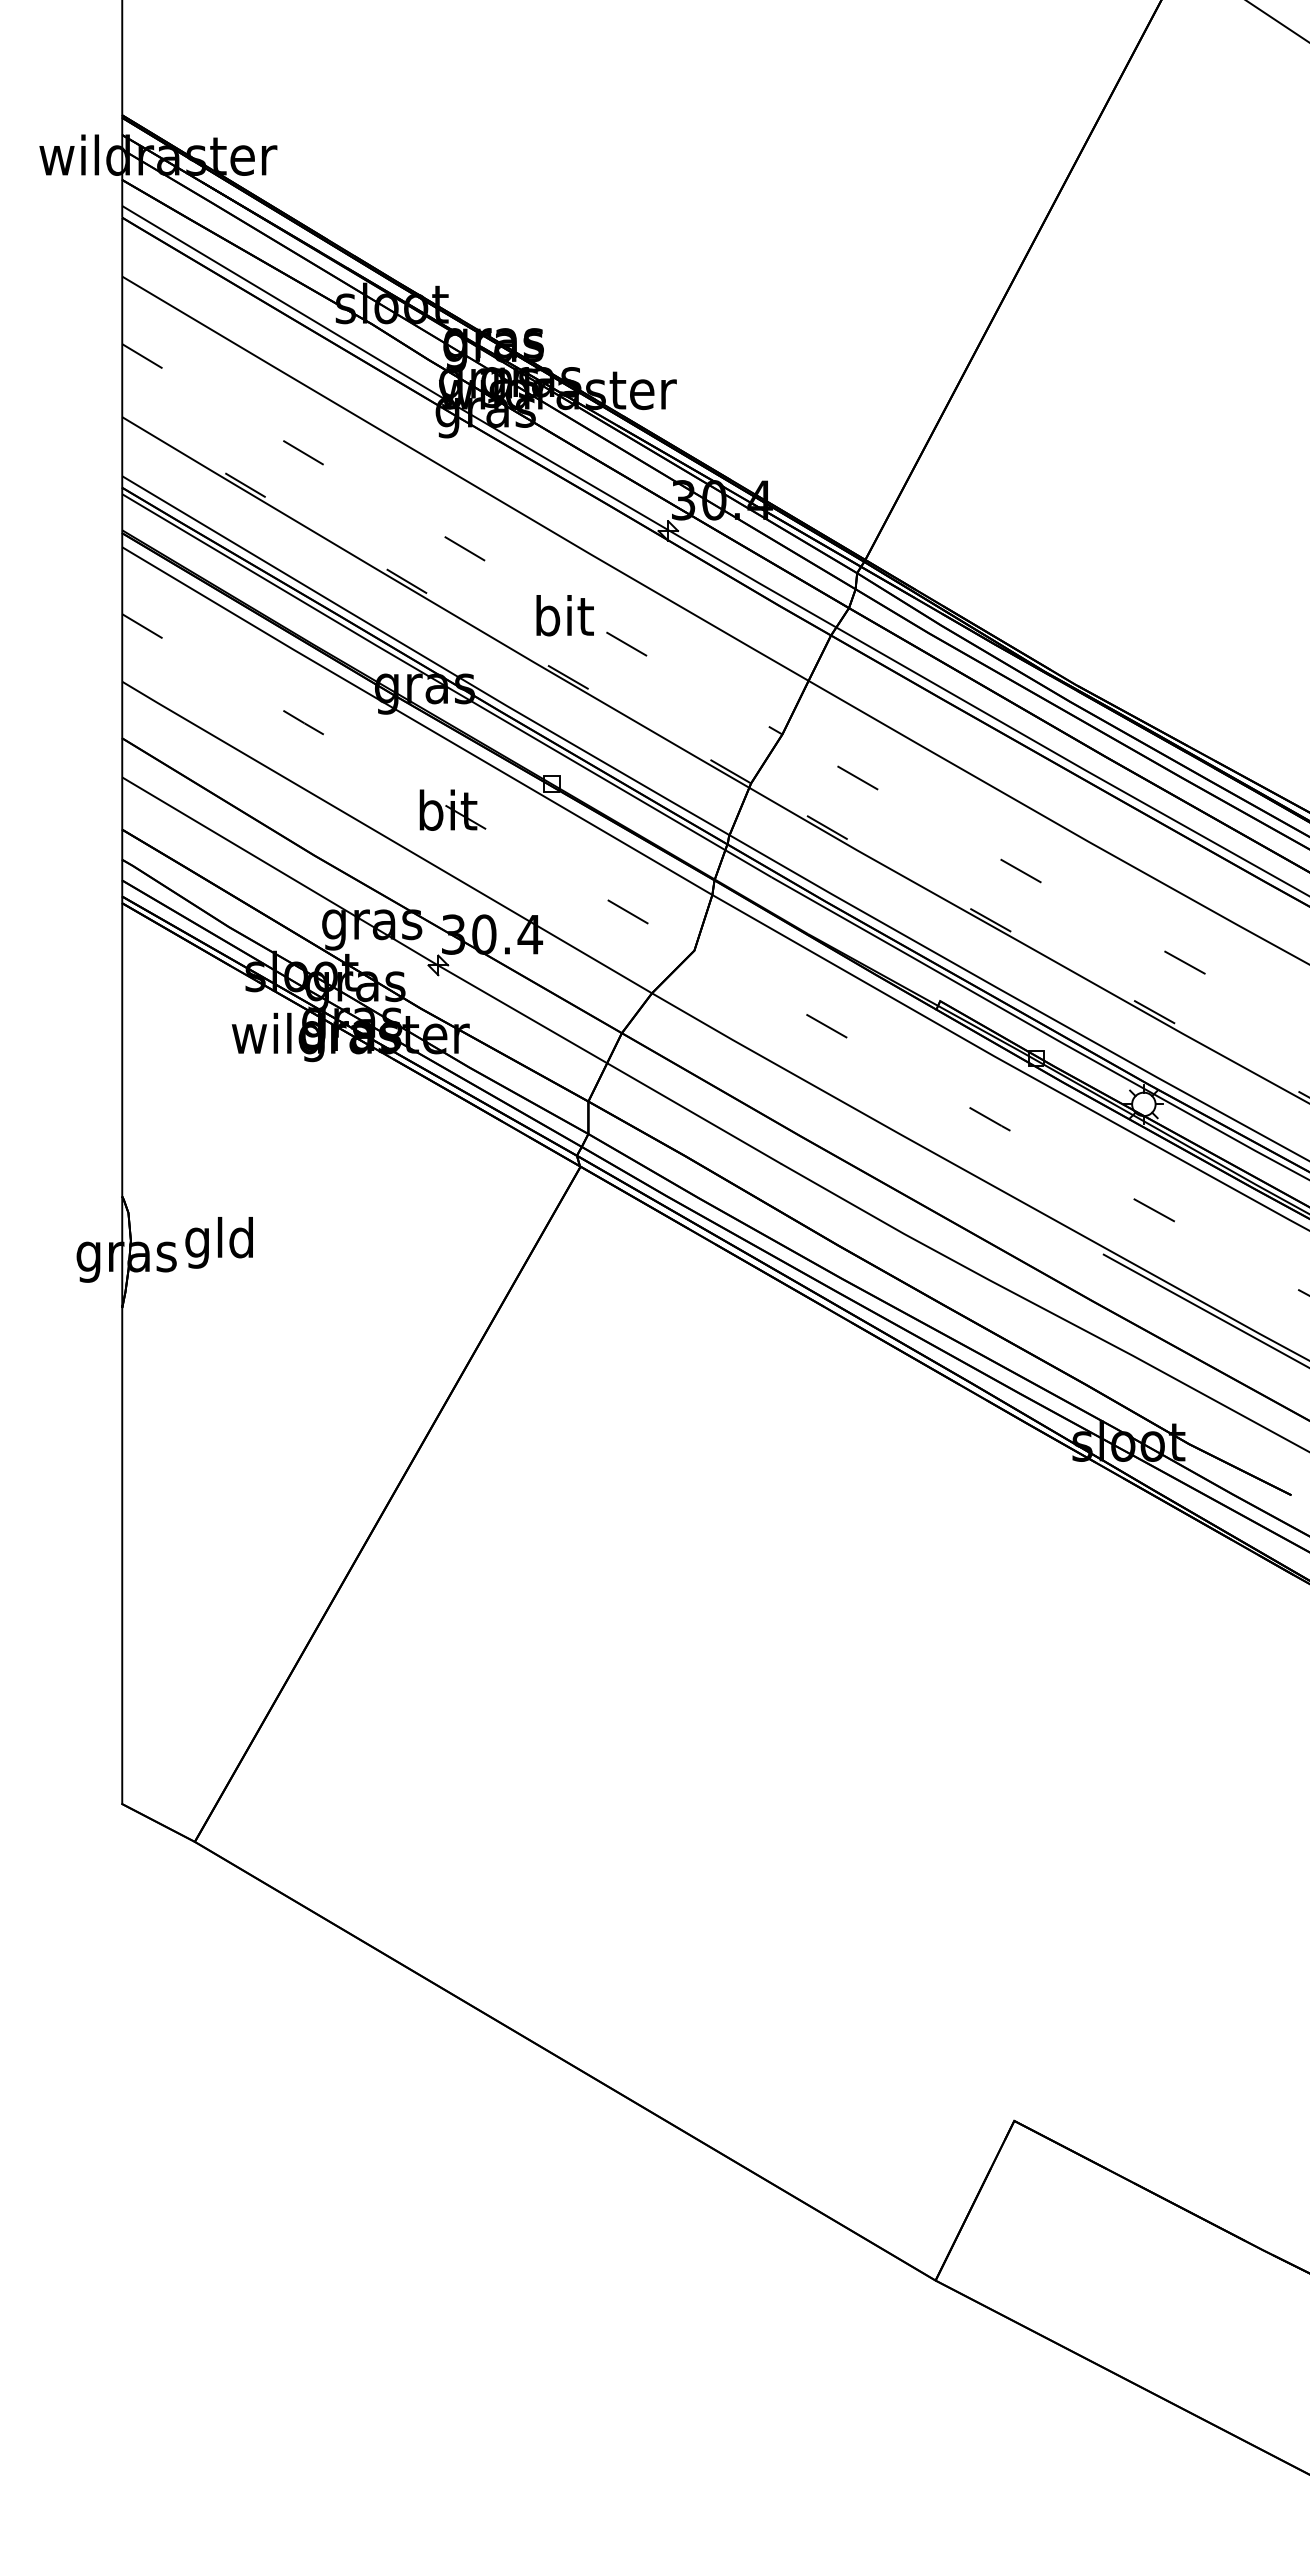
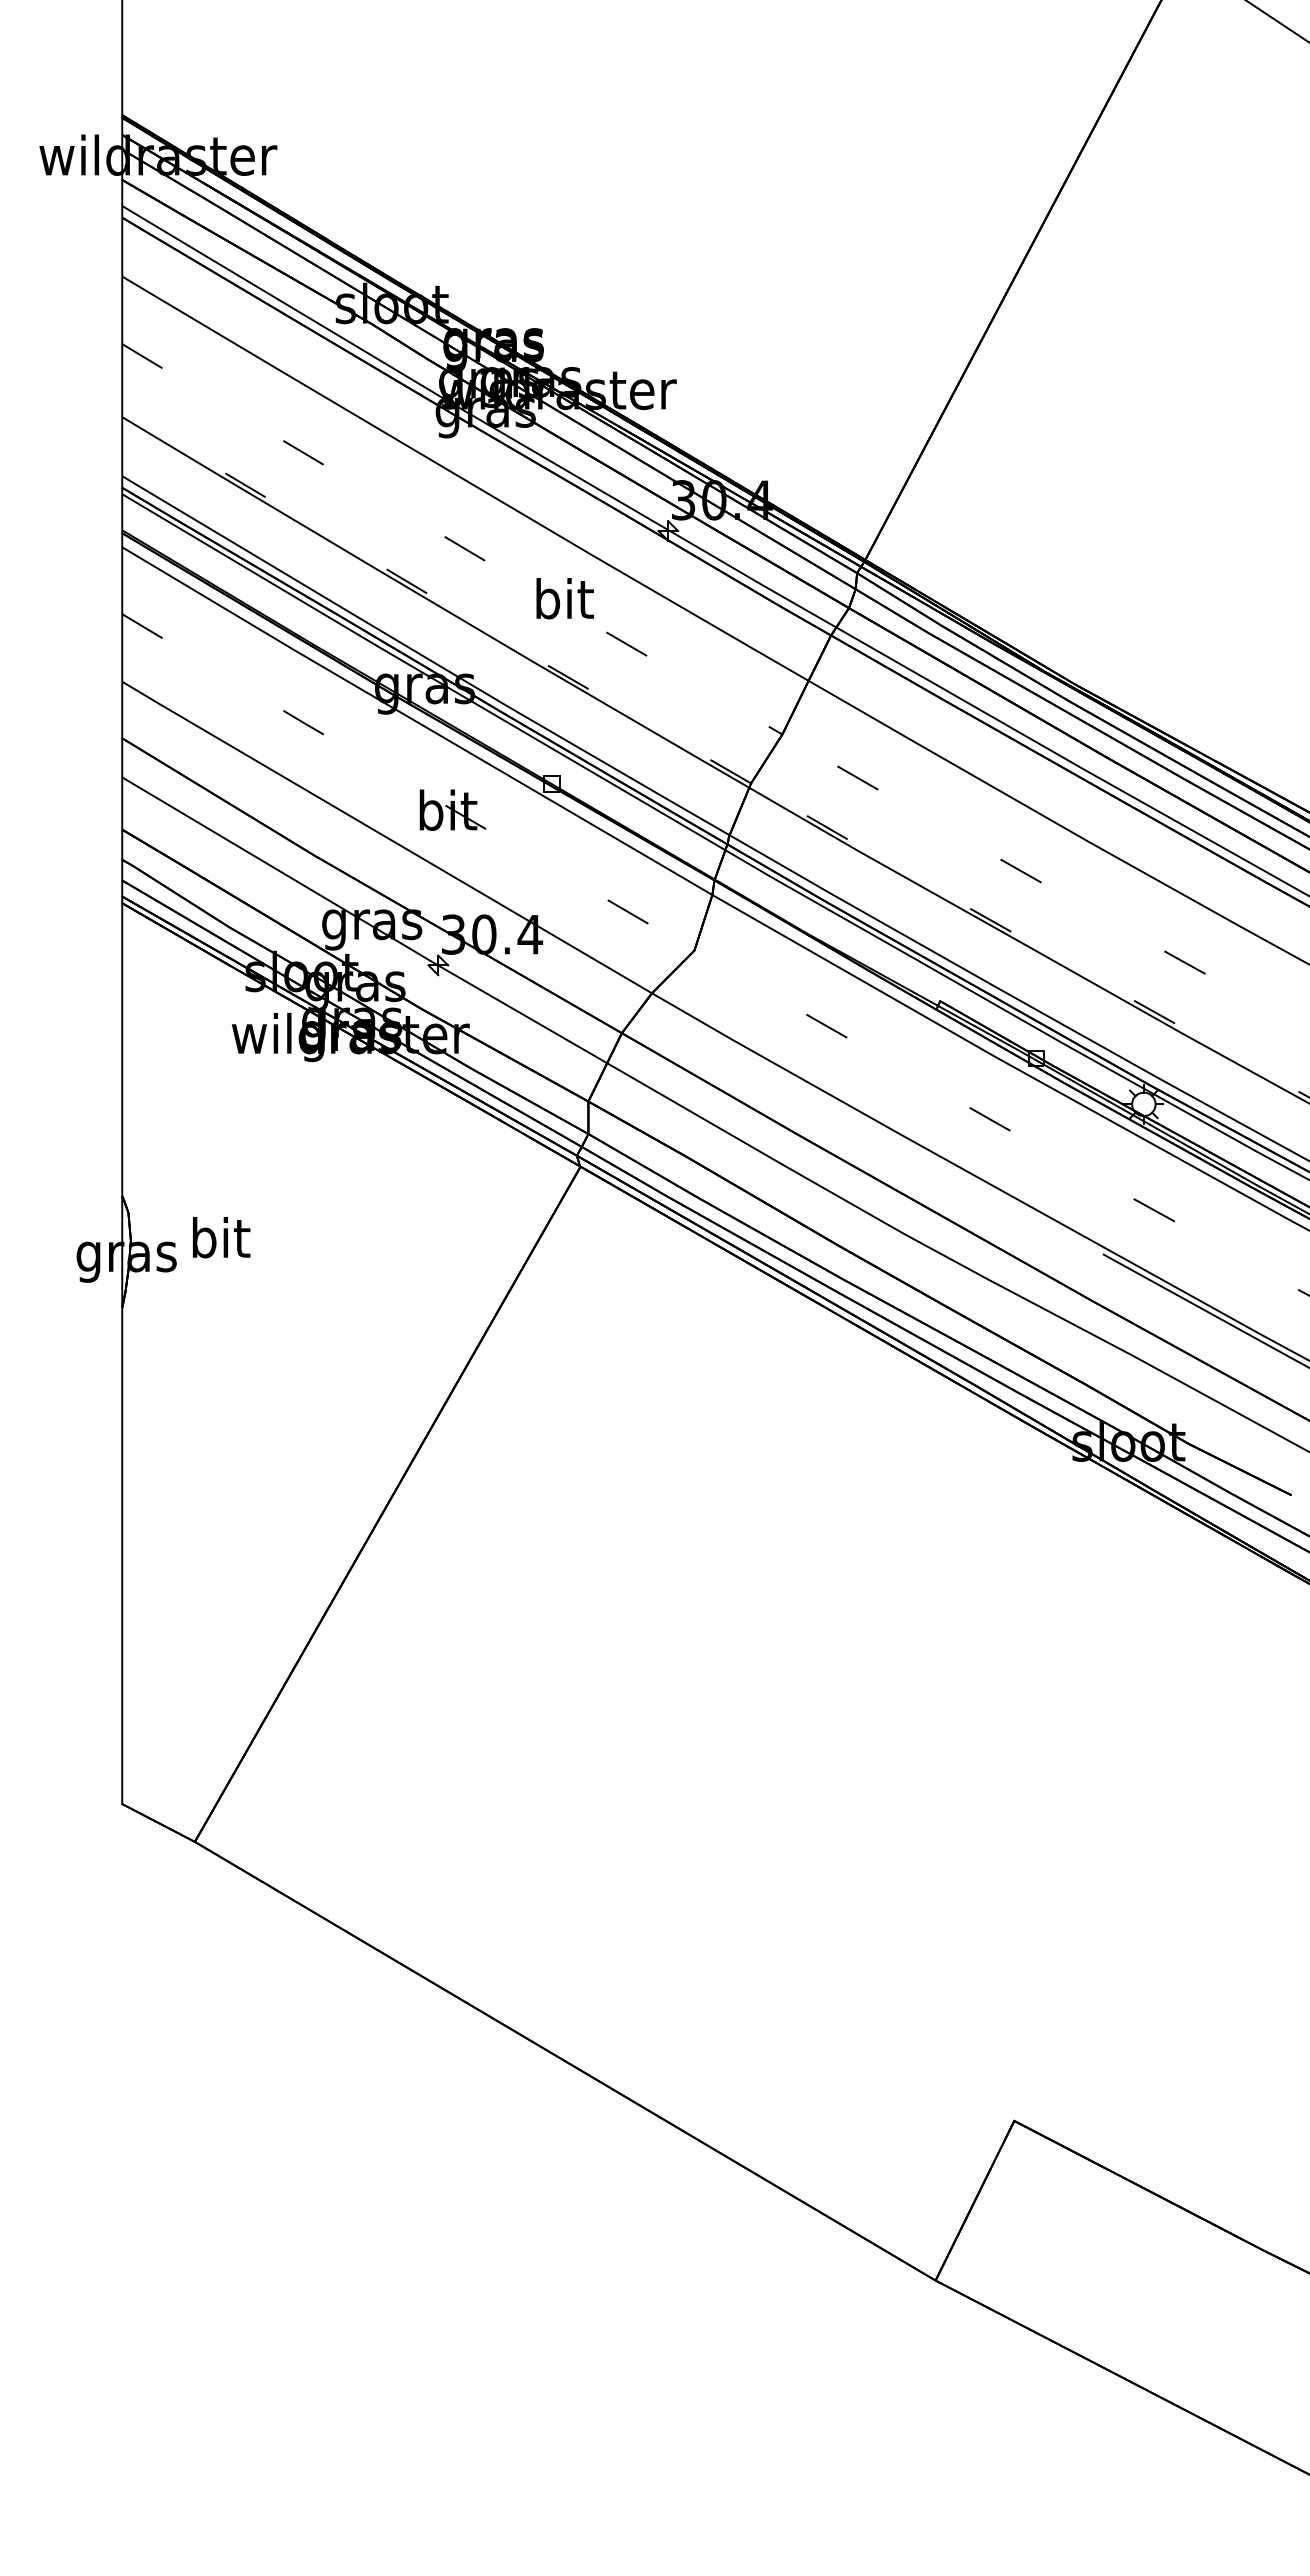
text position: (564, 615) -> (564, 598) (564, 598)
text: gld -> bit (218, 1242)
